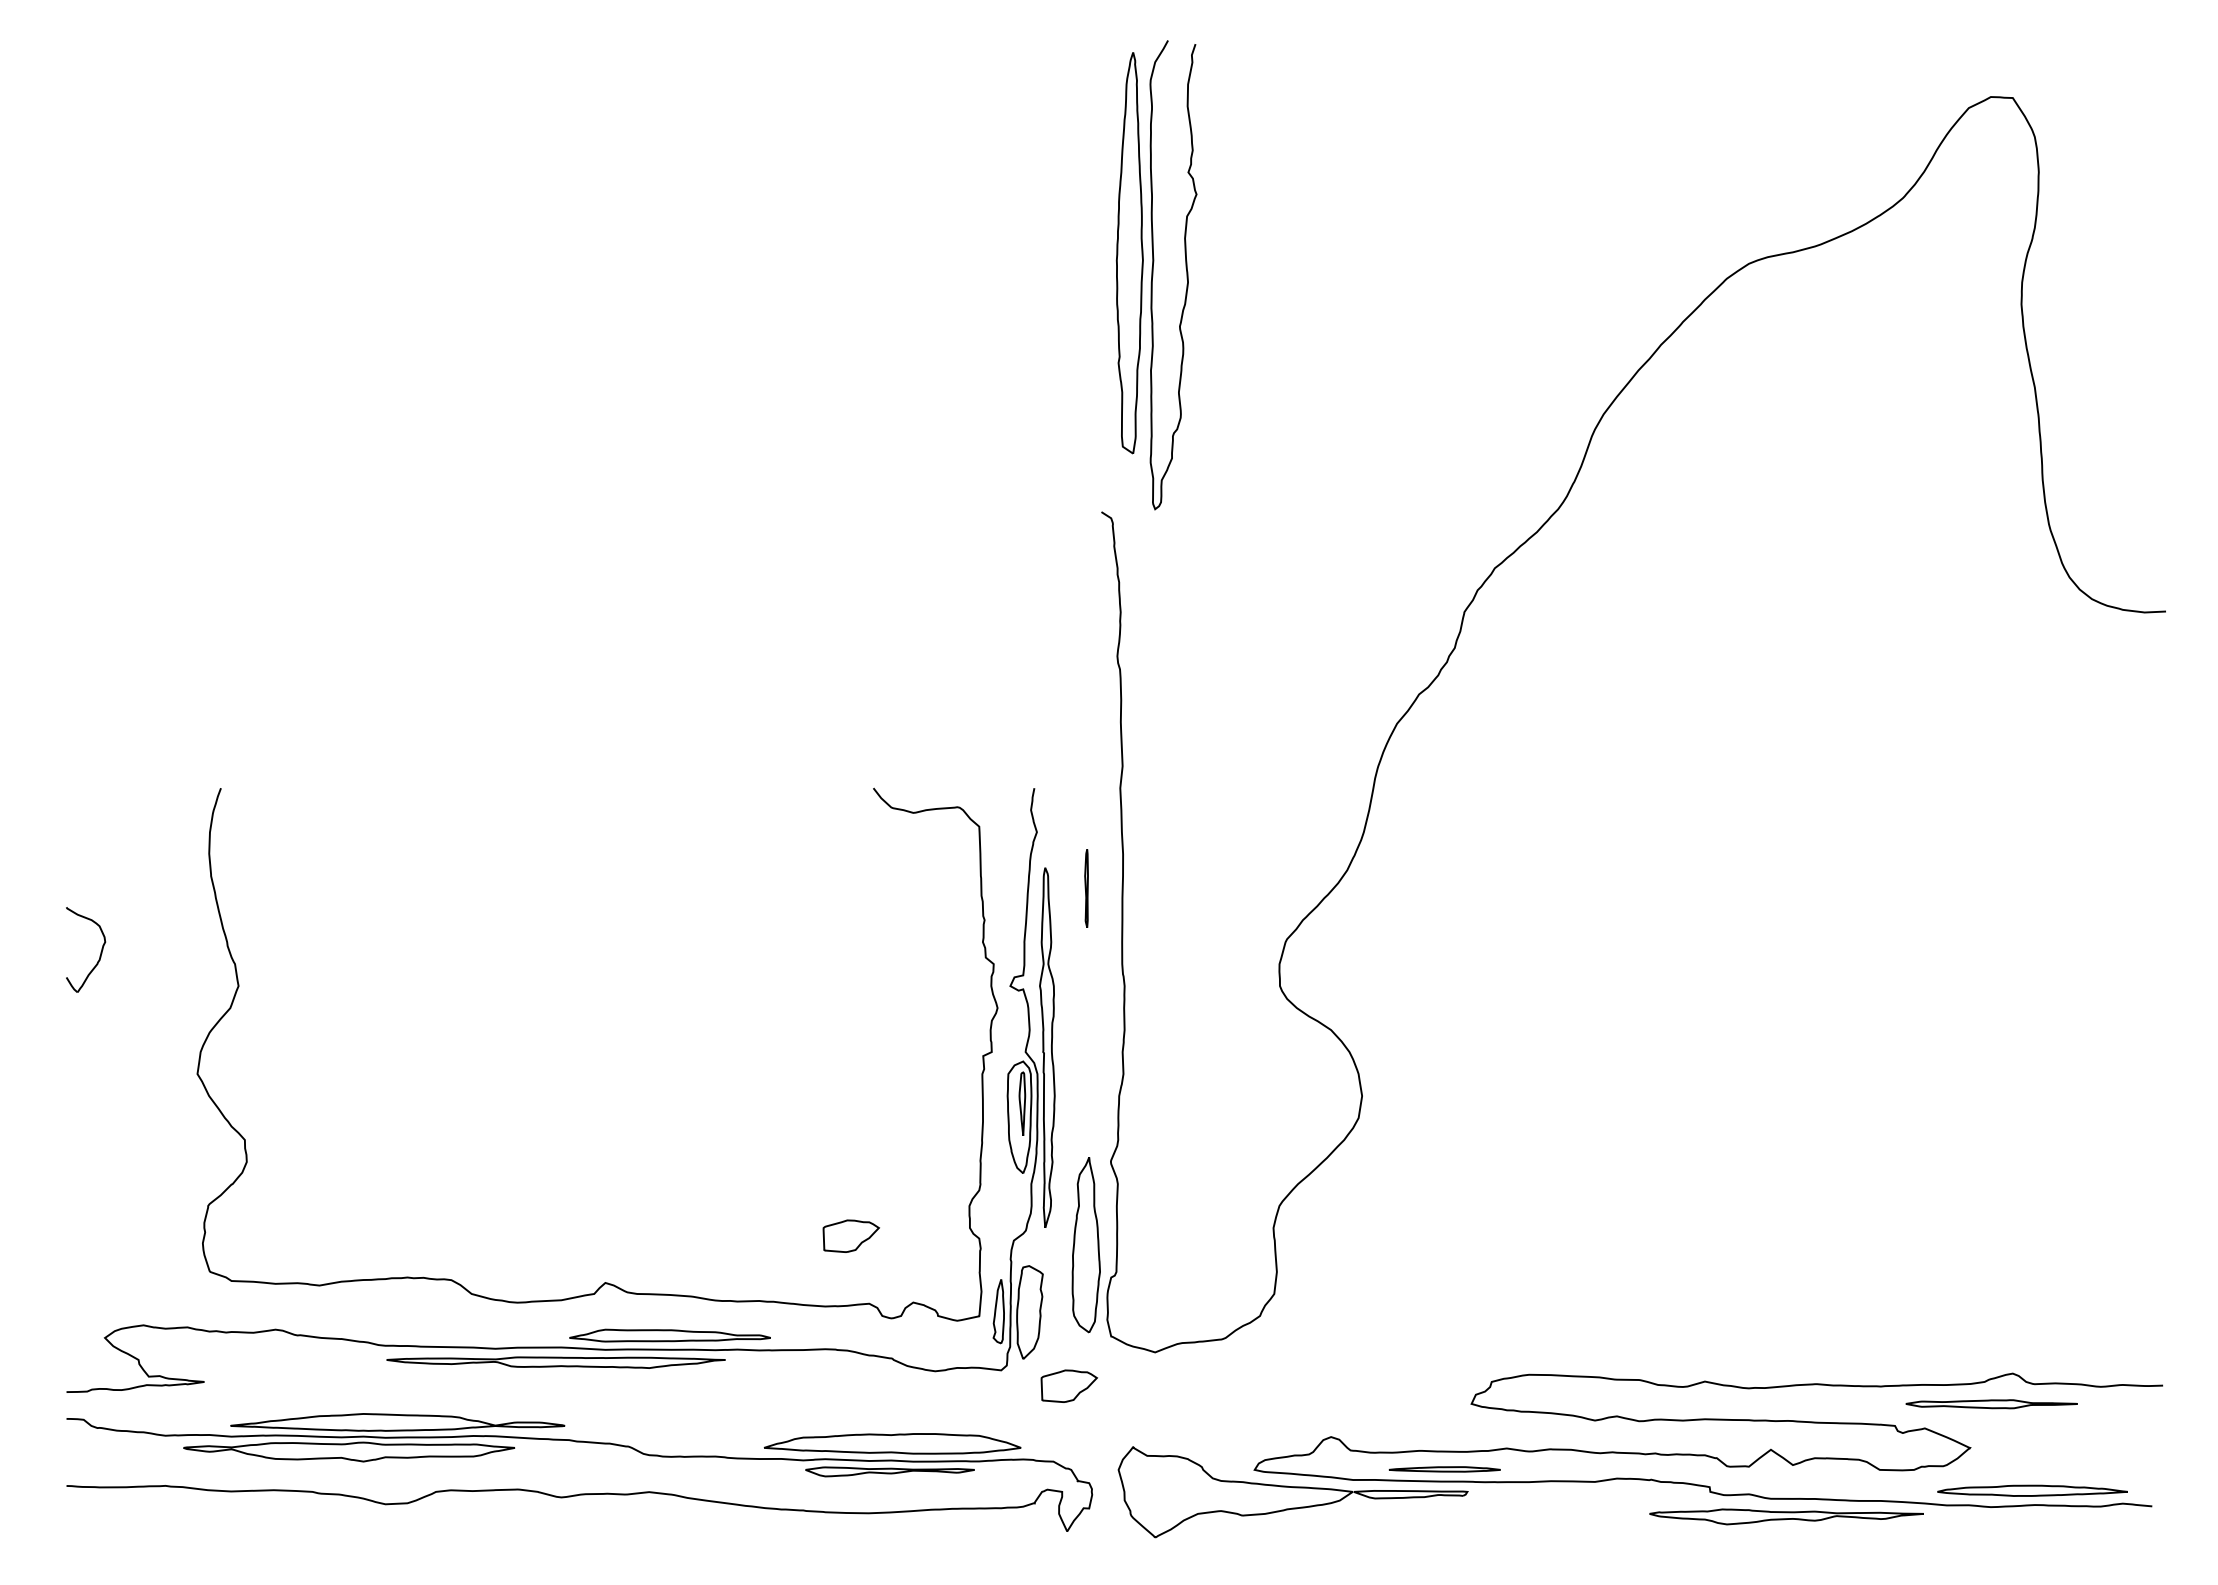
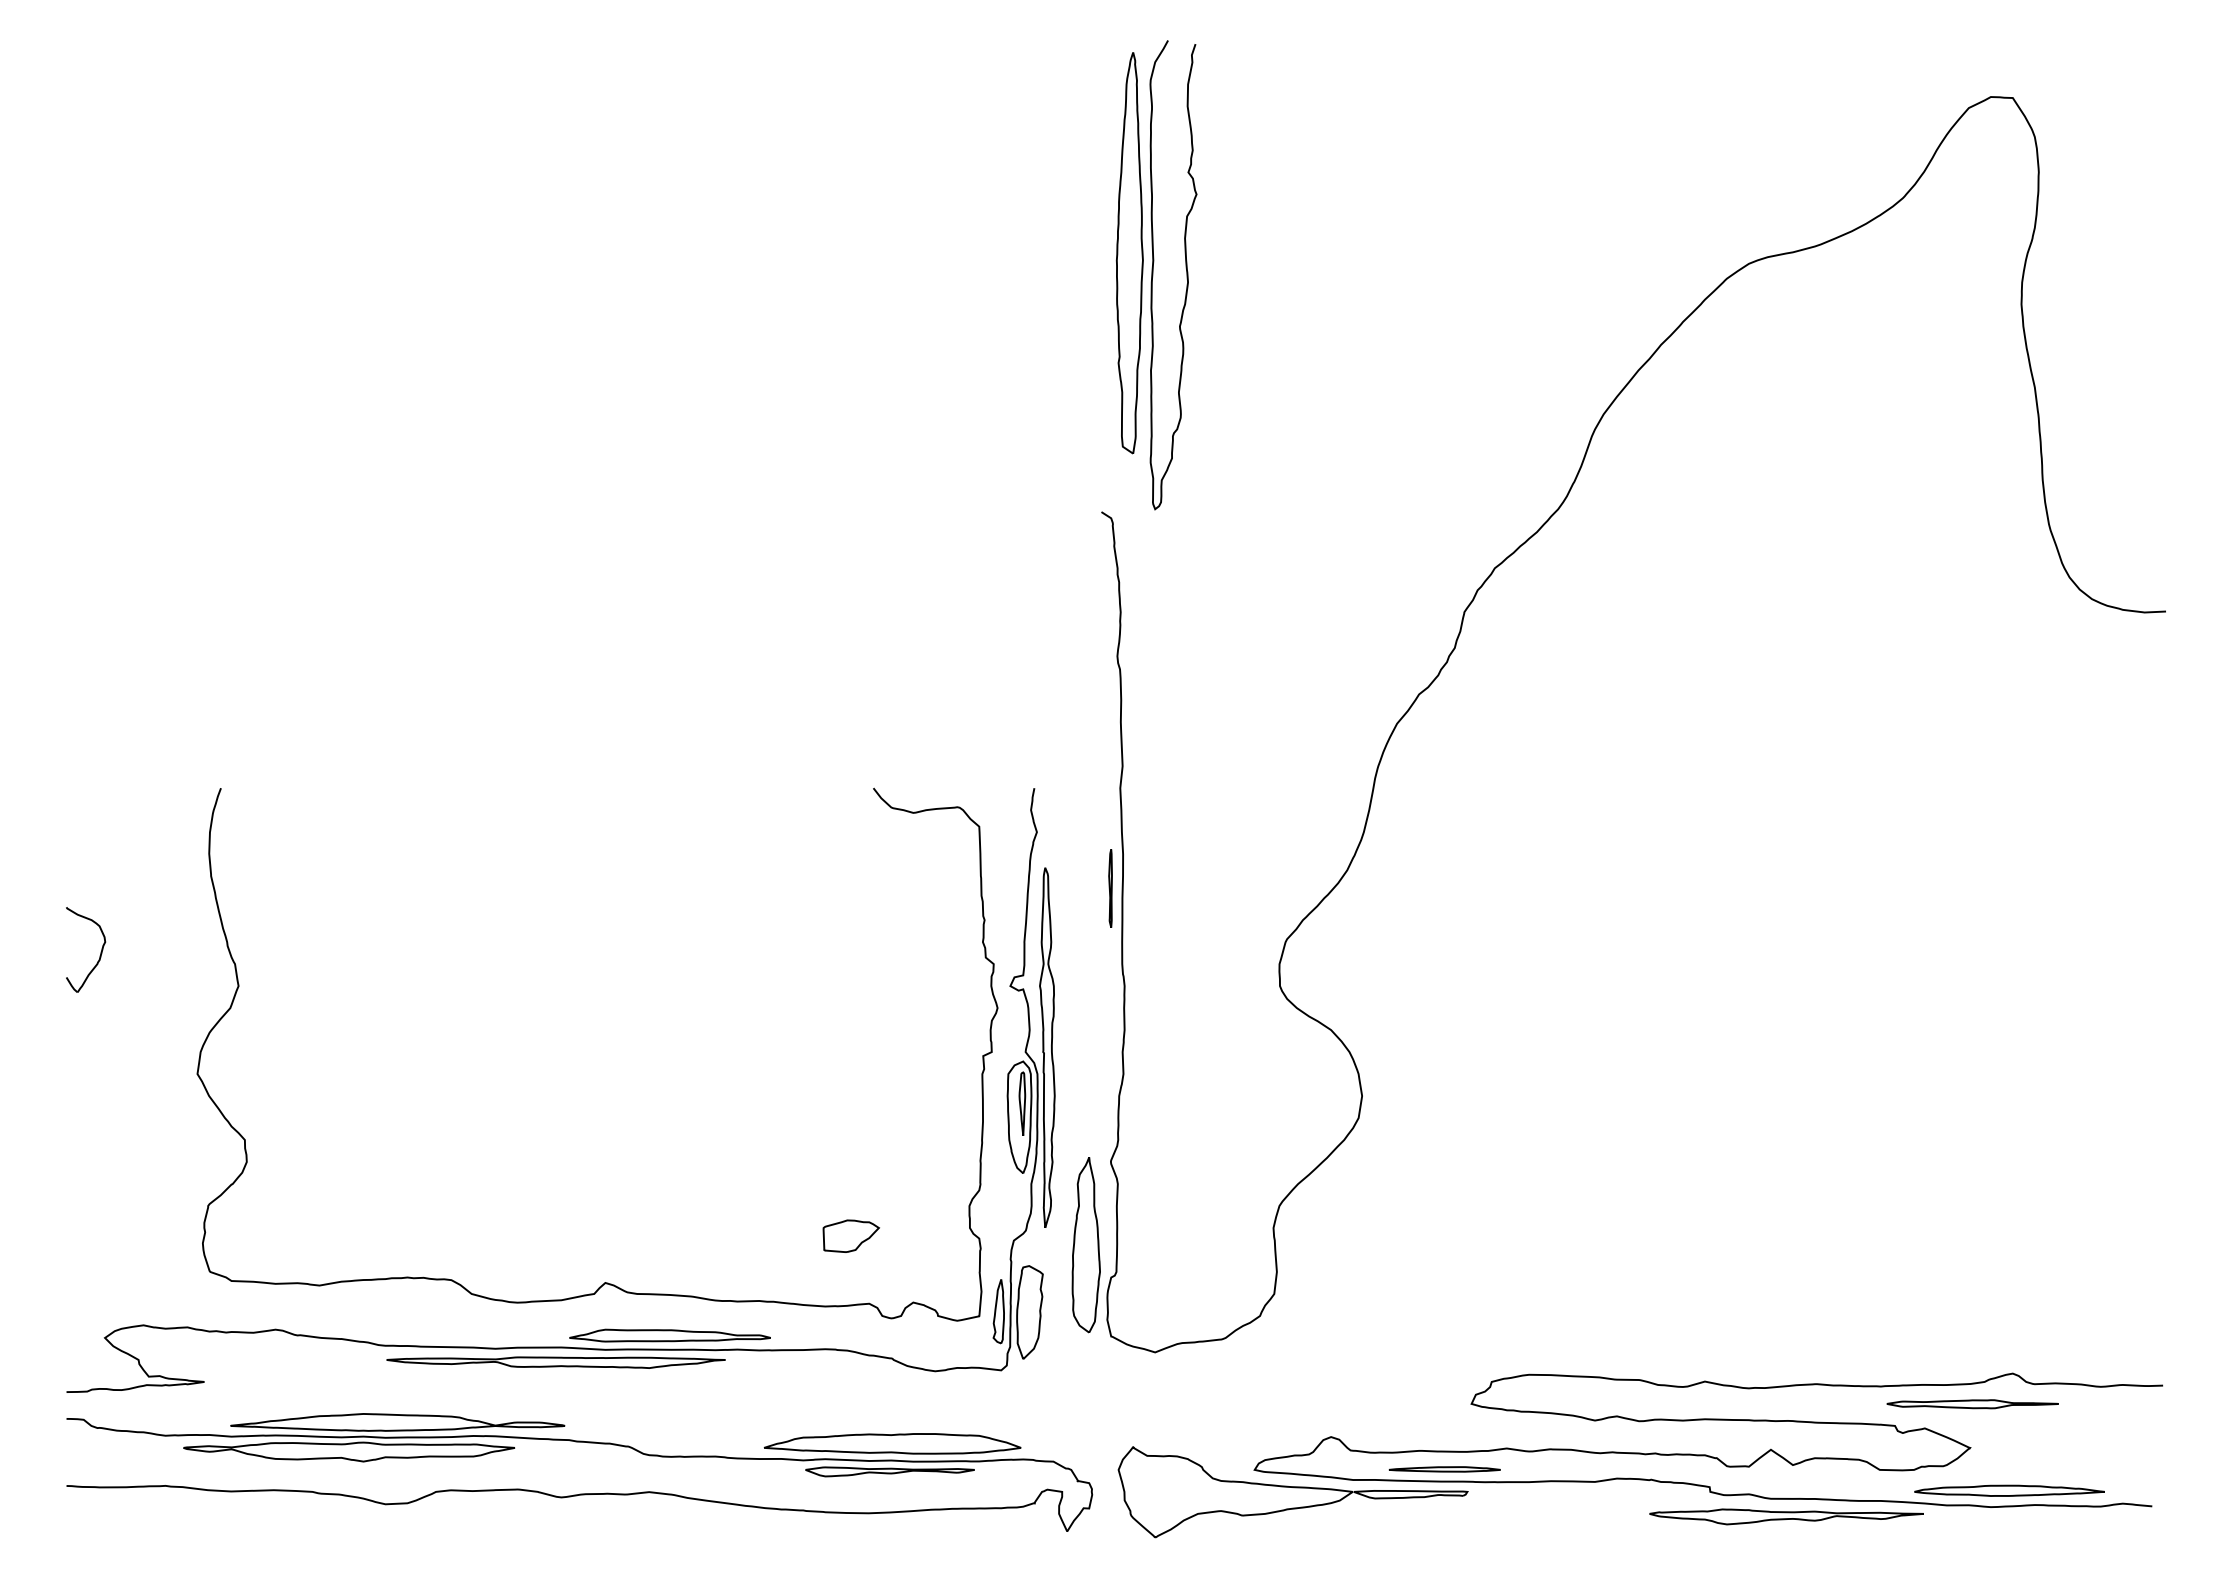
line position: (1086, 888) -> (1110, 888) (1110, 888)
part: present -> none (1068, 1385)
part position: (1991, 1404) -> (1972, 1404) (1972, 1404)
part position: (2032, 1490) -> (2009, 1490) (2009, 1490)
